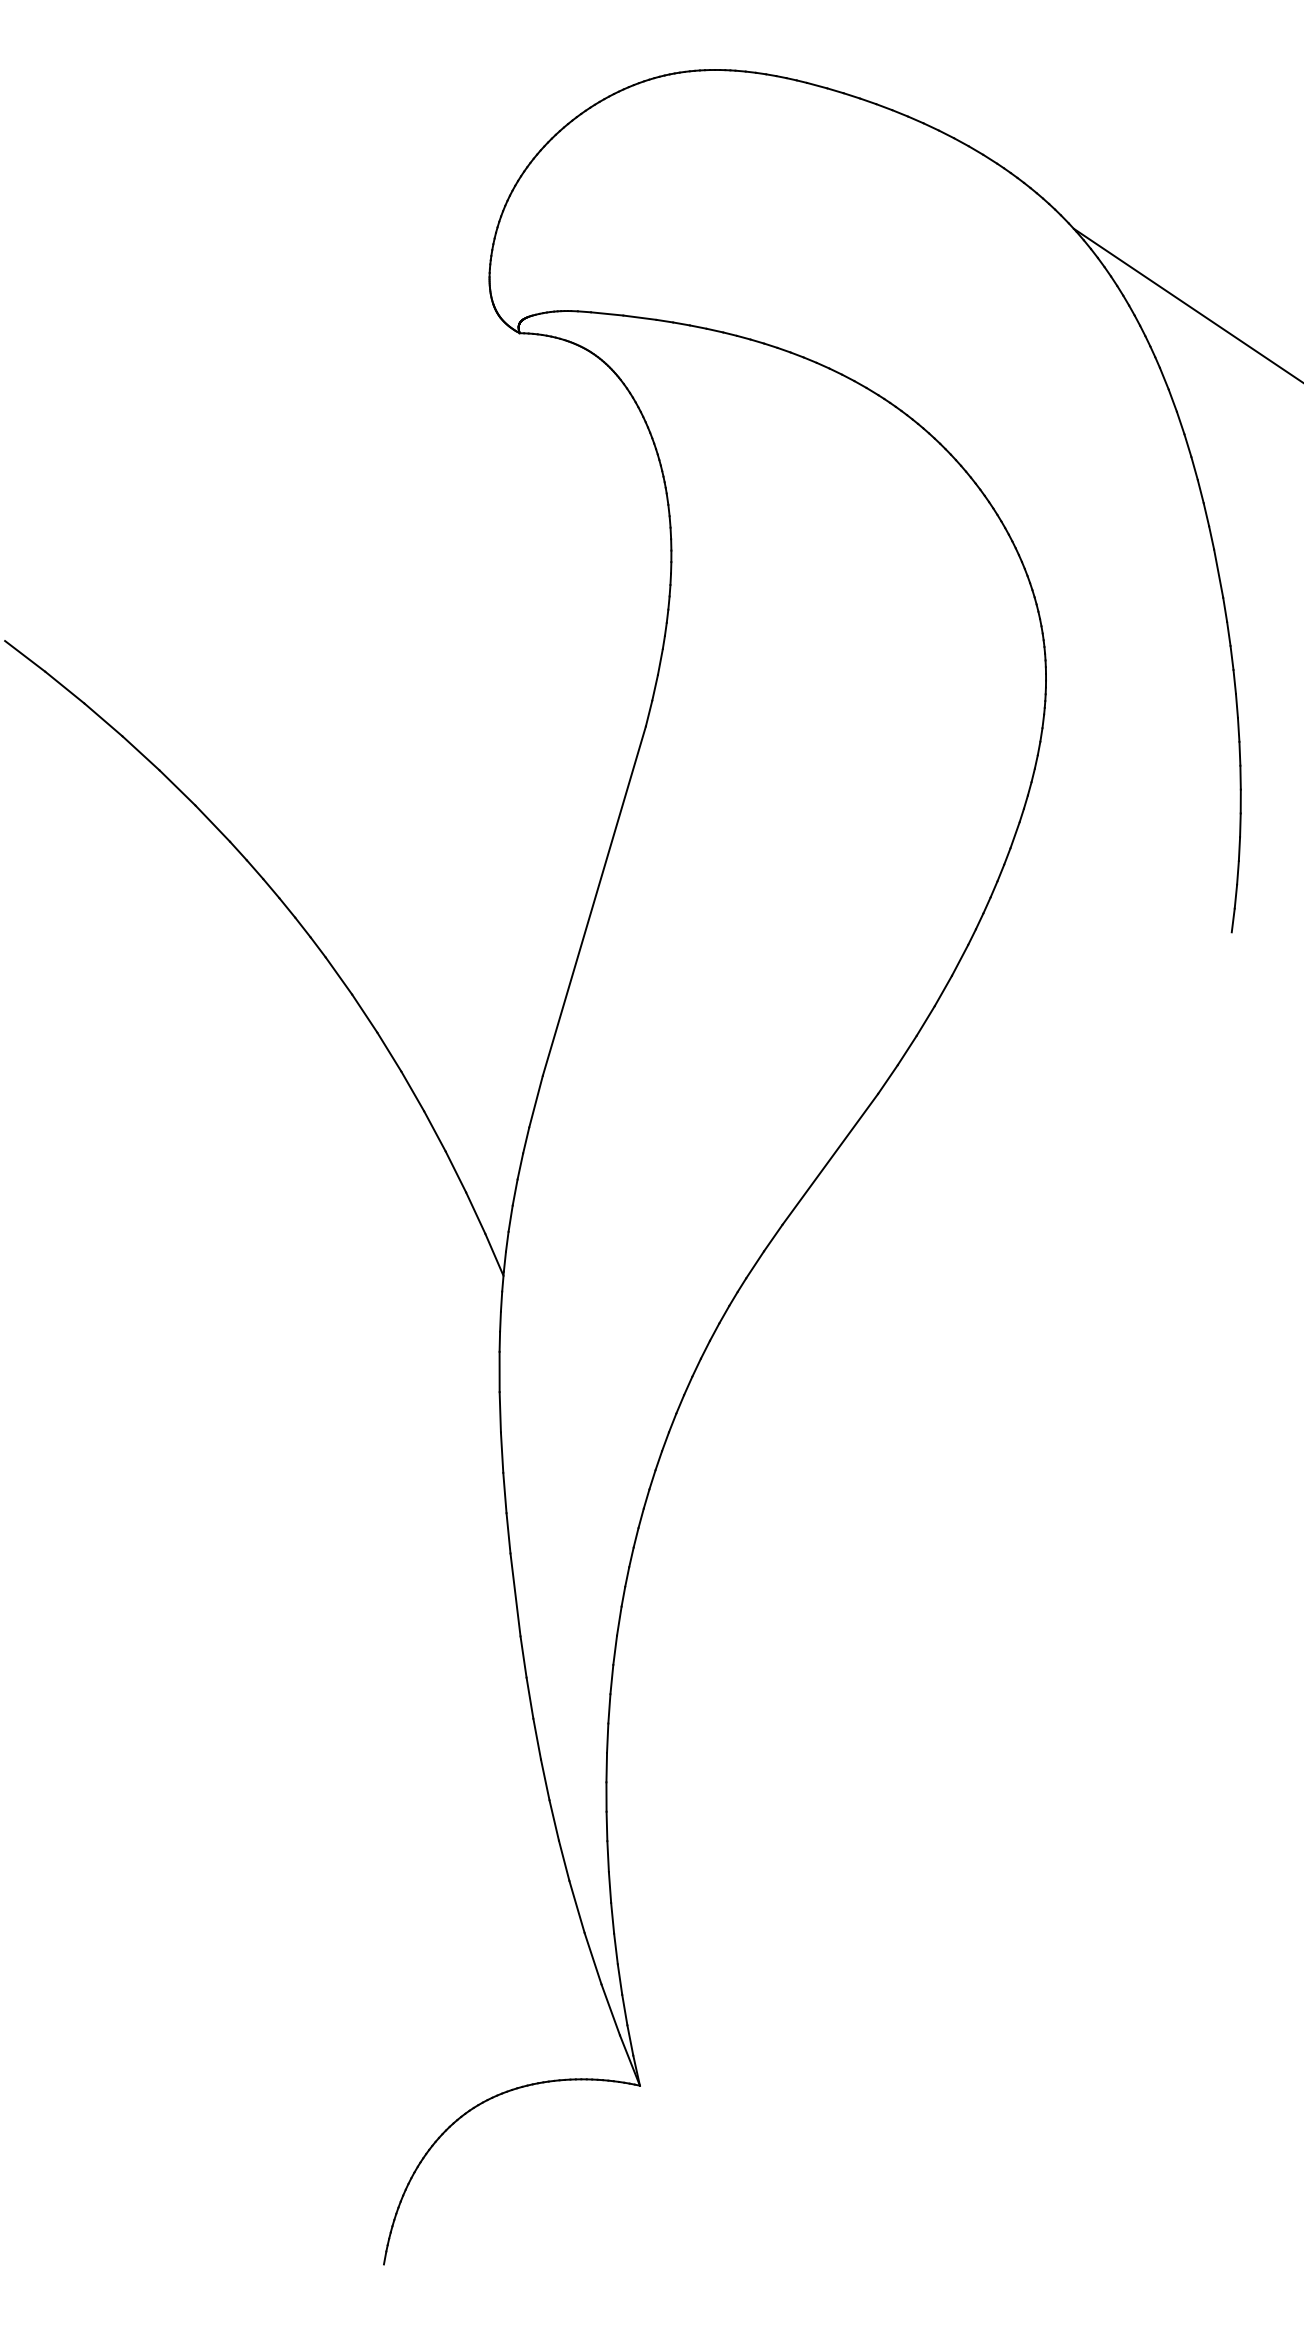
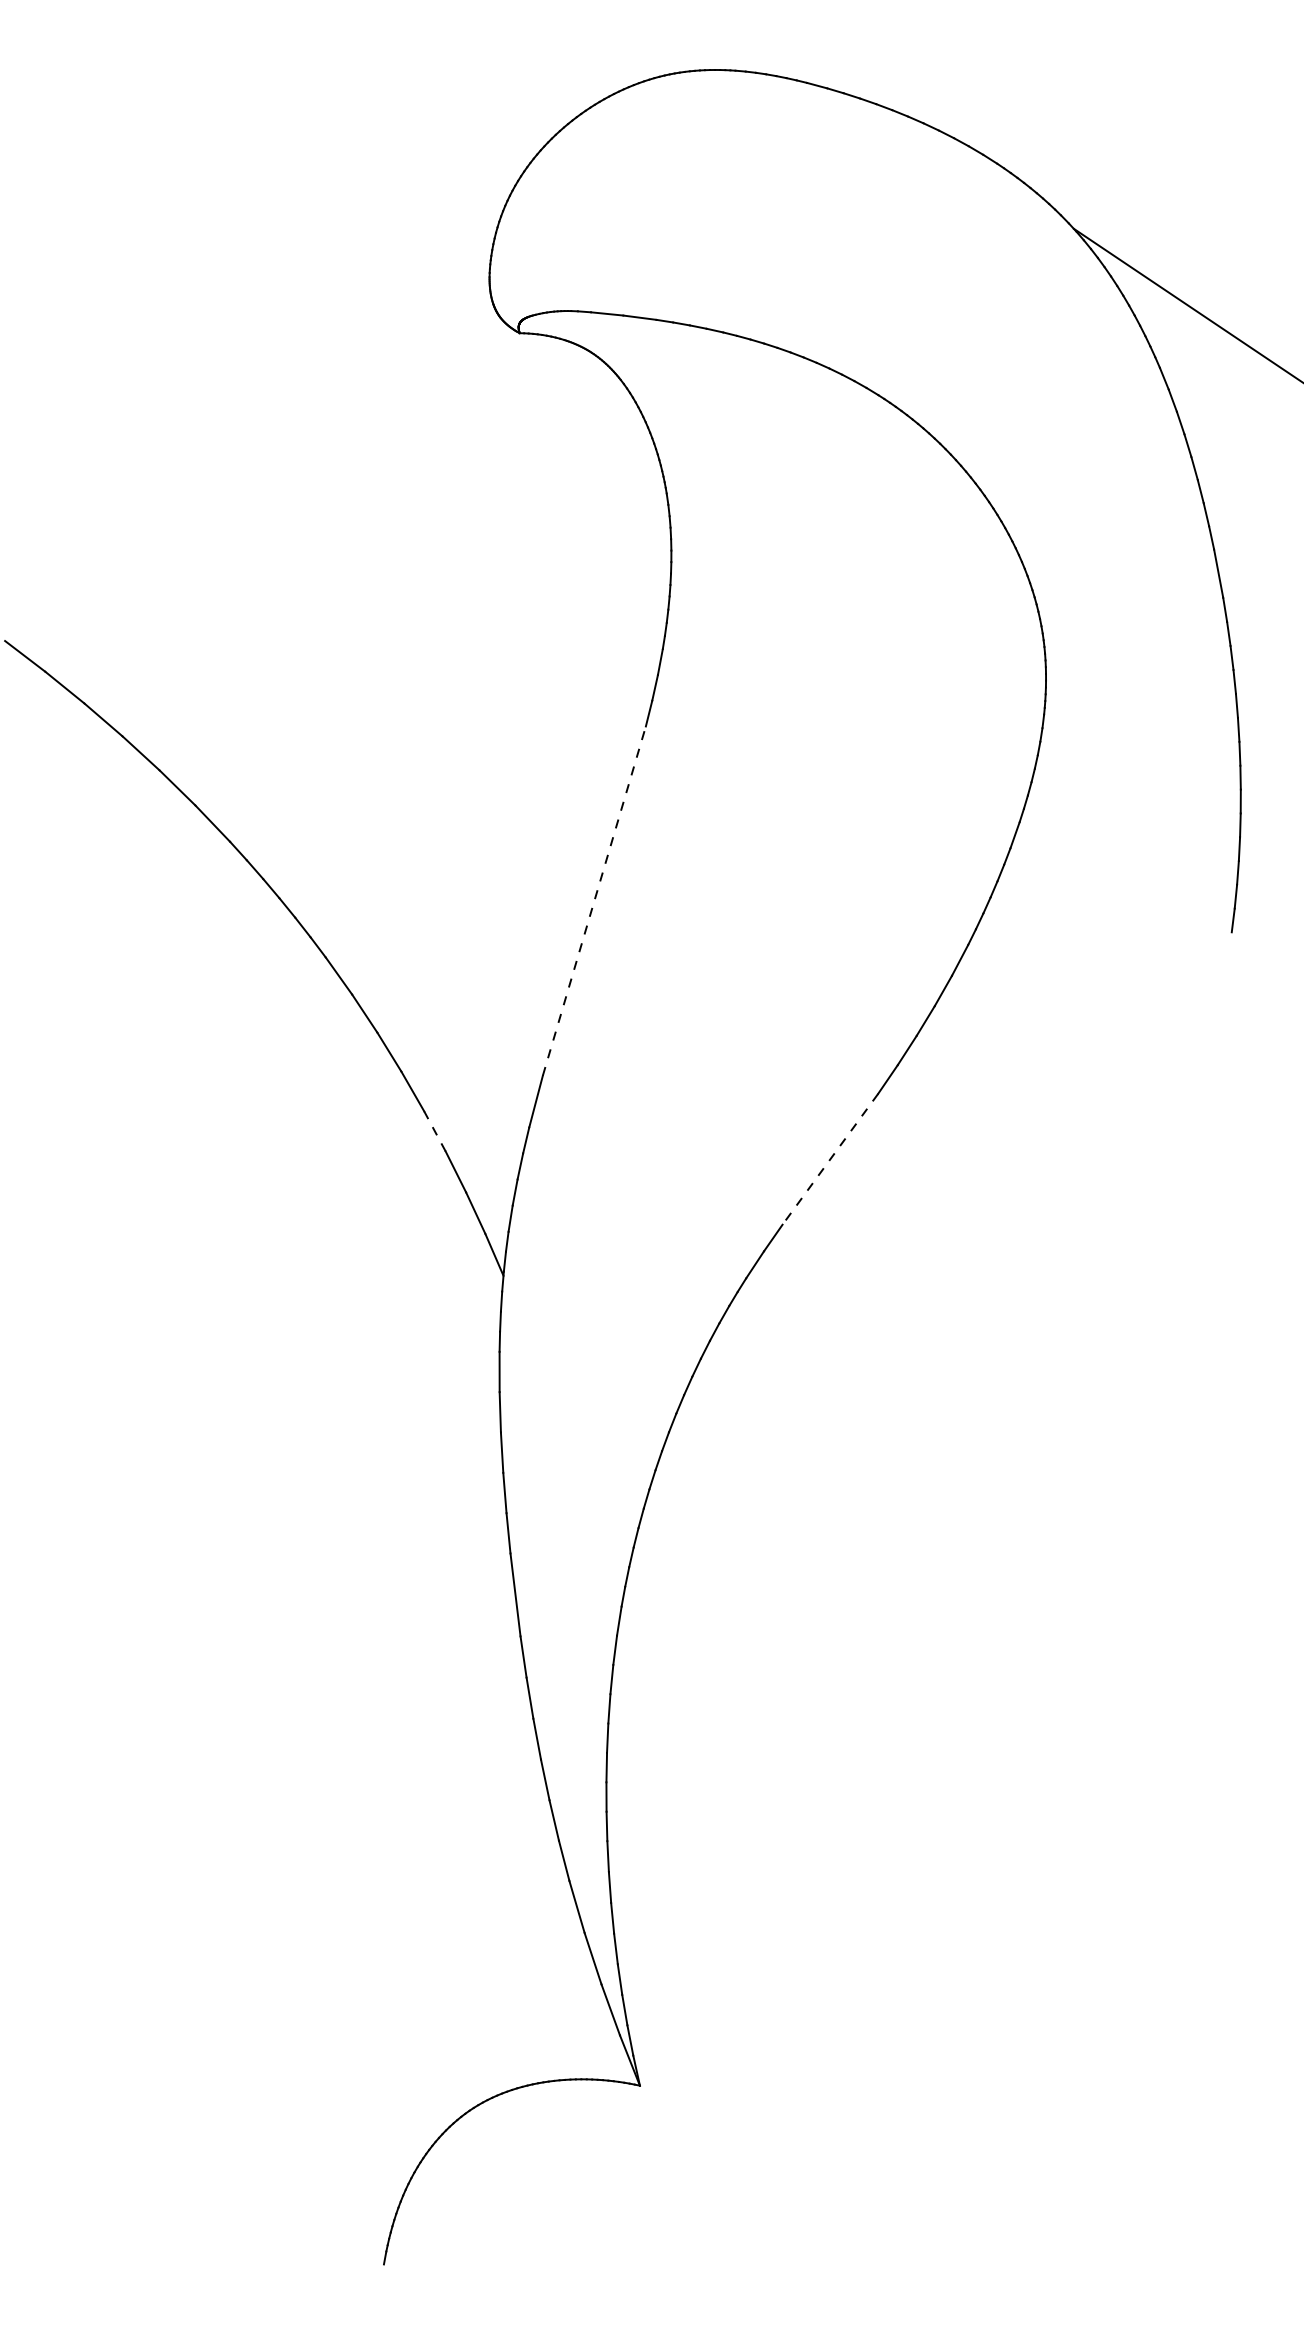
line: solid -> dashed (594, 900)
line: solid -> dashed (434, 1131)
line: solid -> dashed (830, 1159)
